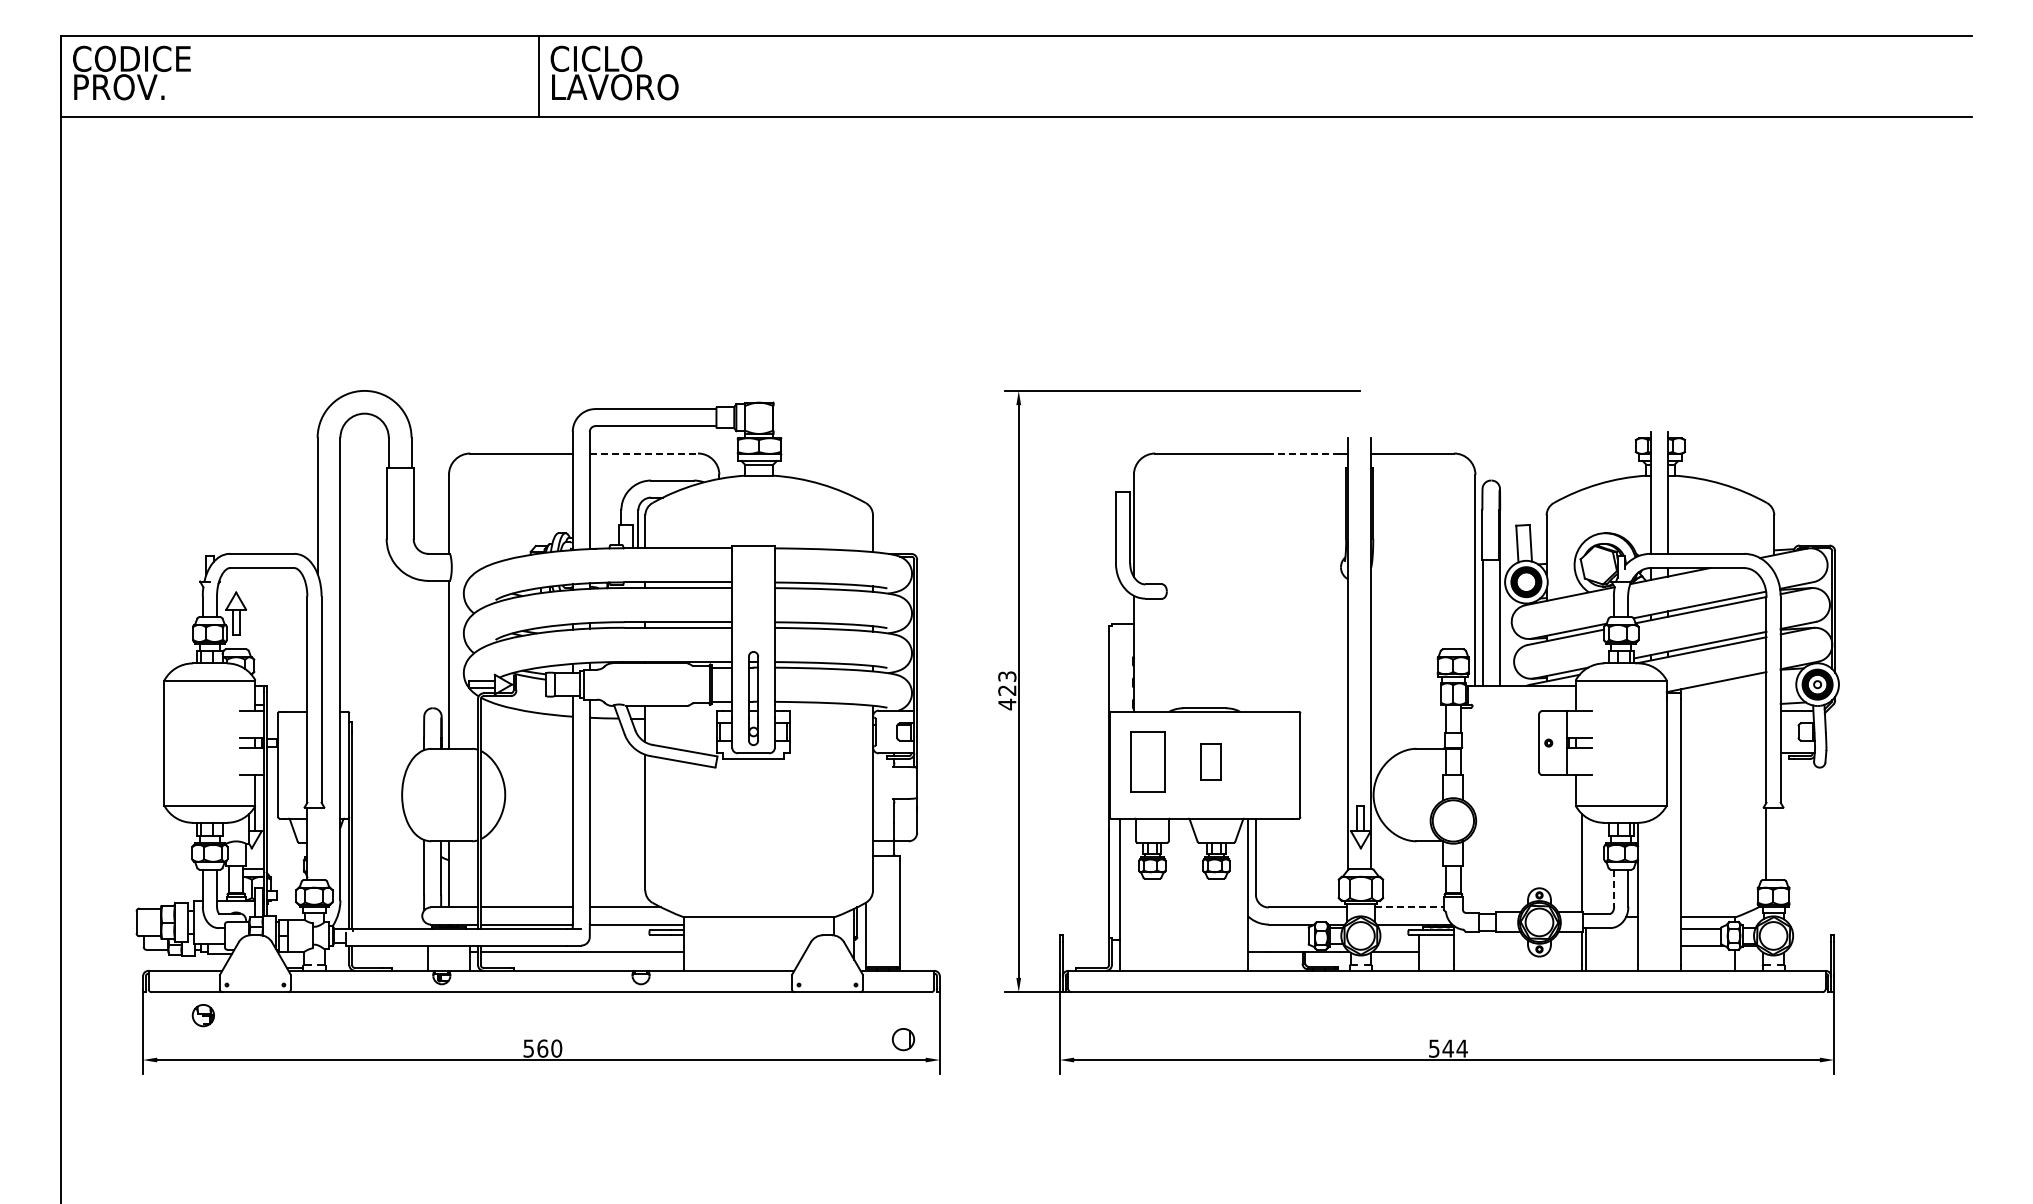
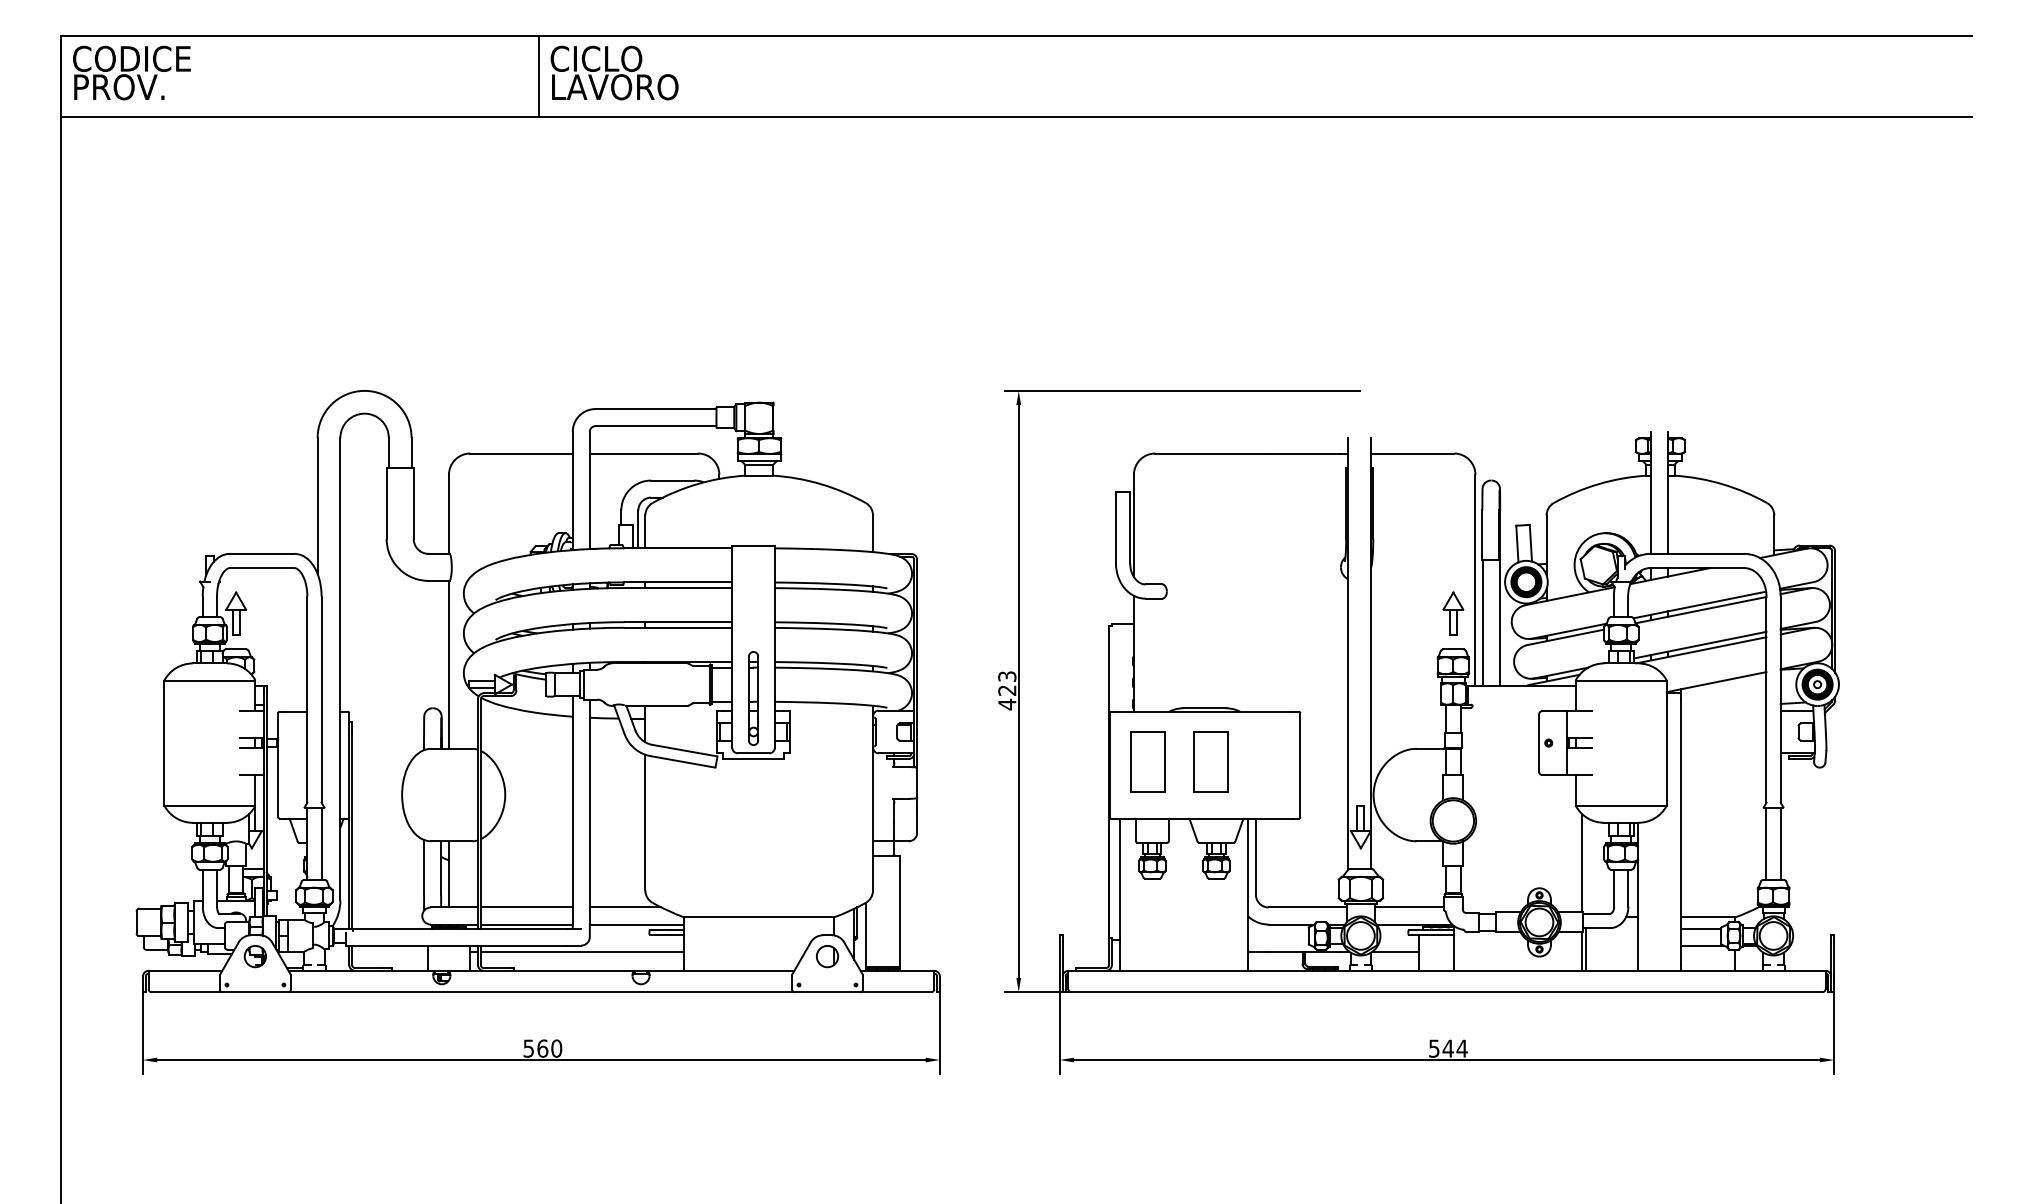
line: dashed -> solid (644, 453)
line: dashed -> solid (1304, 453)
part: none -> present (1453, 613)
part size: 22x38 px -> 36x62 px (1210, 761)
line: none -> present (321, 843)
line: none -> present (1780, 843)
line: dashed -> solid (1614, 888)
line: dashed -> solid (1409, 907)
part position: (202, 1015) -> (254, 956) (254, 956)
part position: (903, 1039) -> (827, 956) (827, 956)
